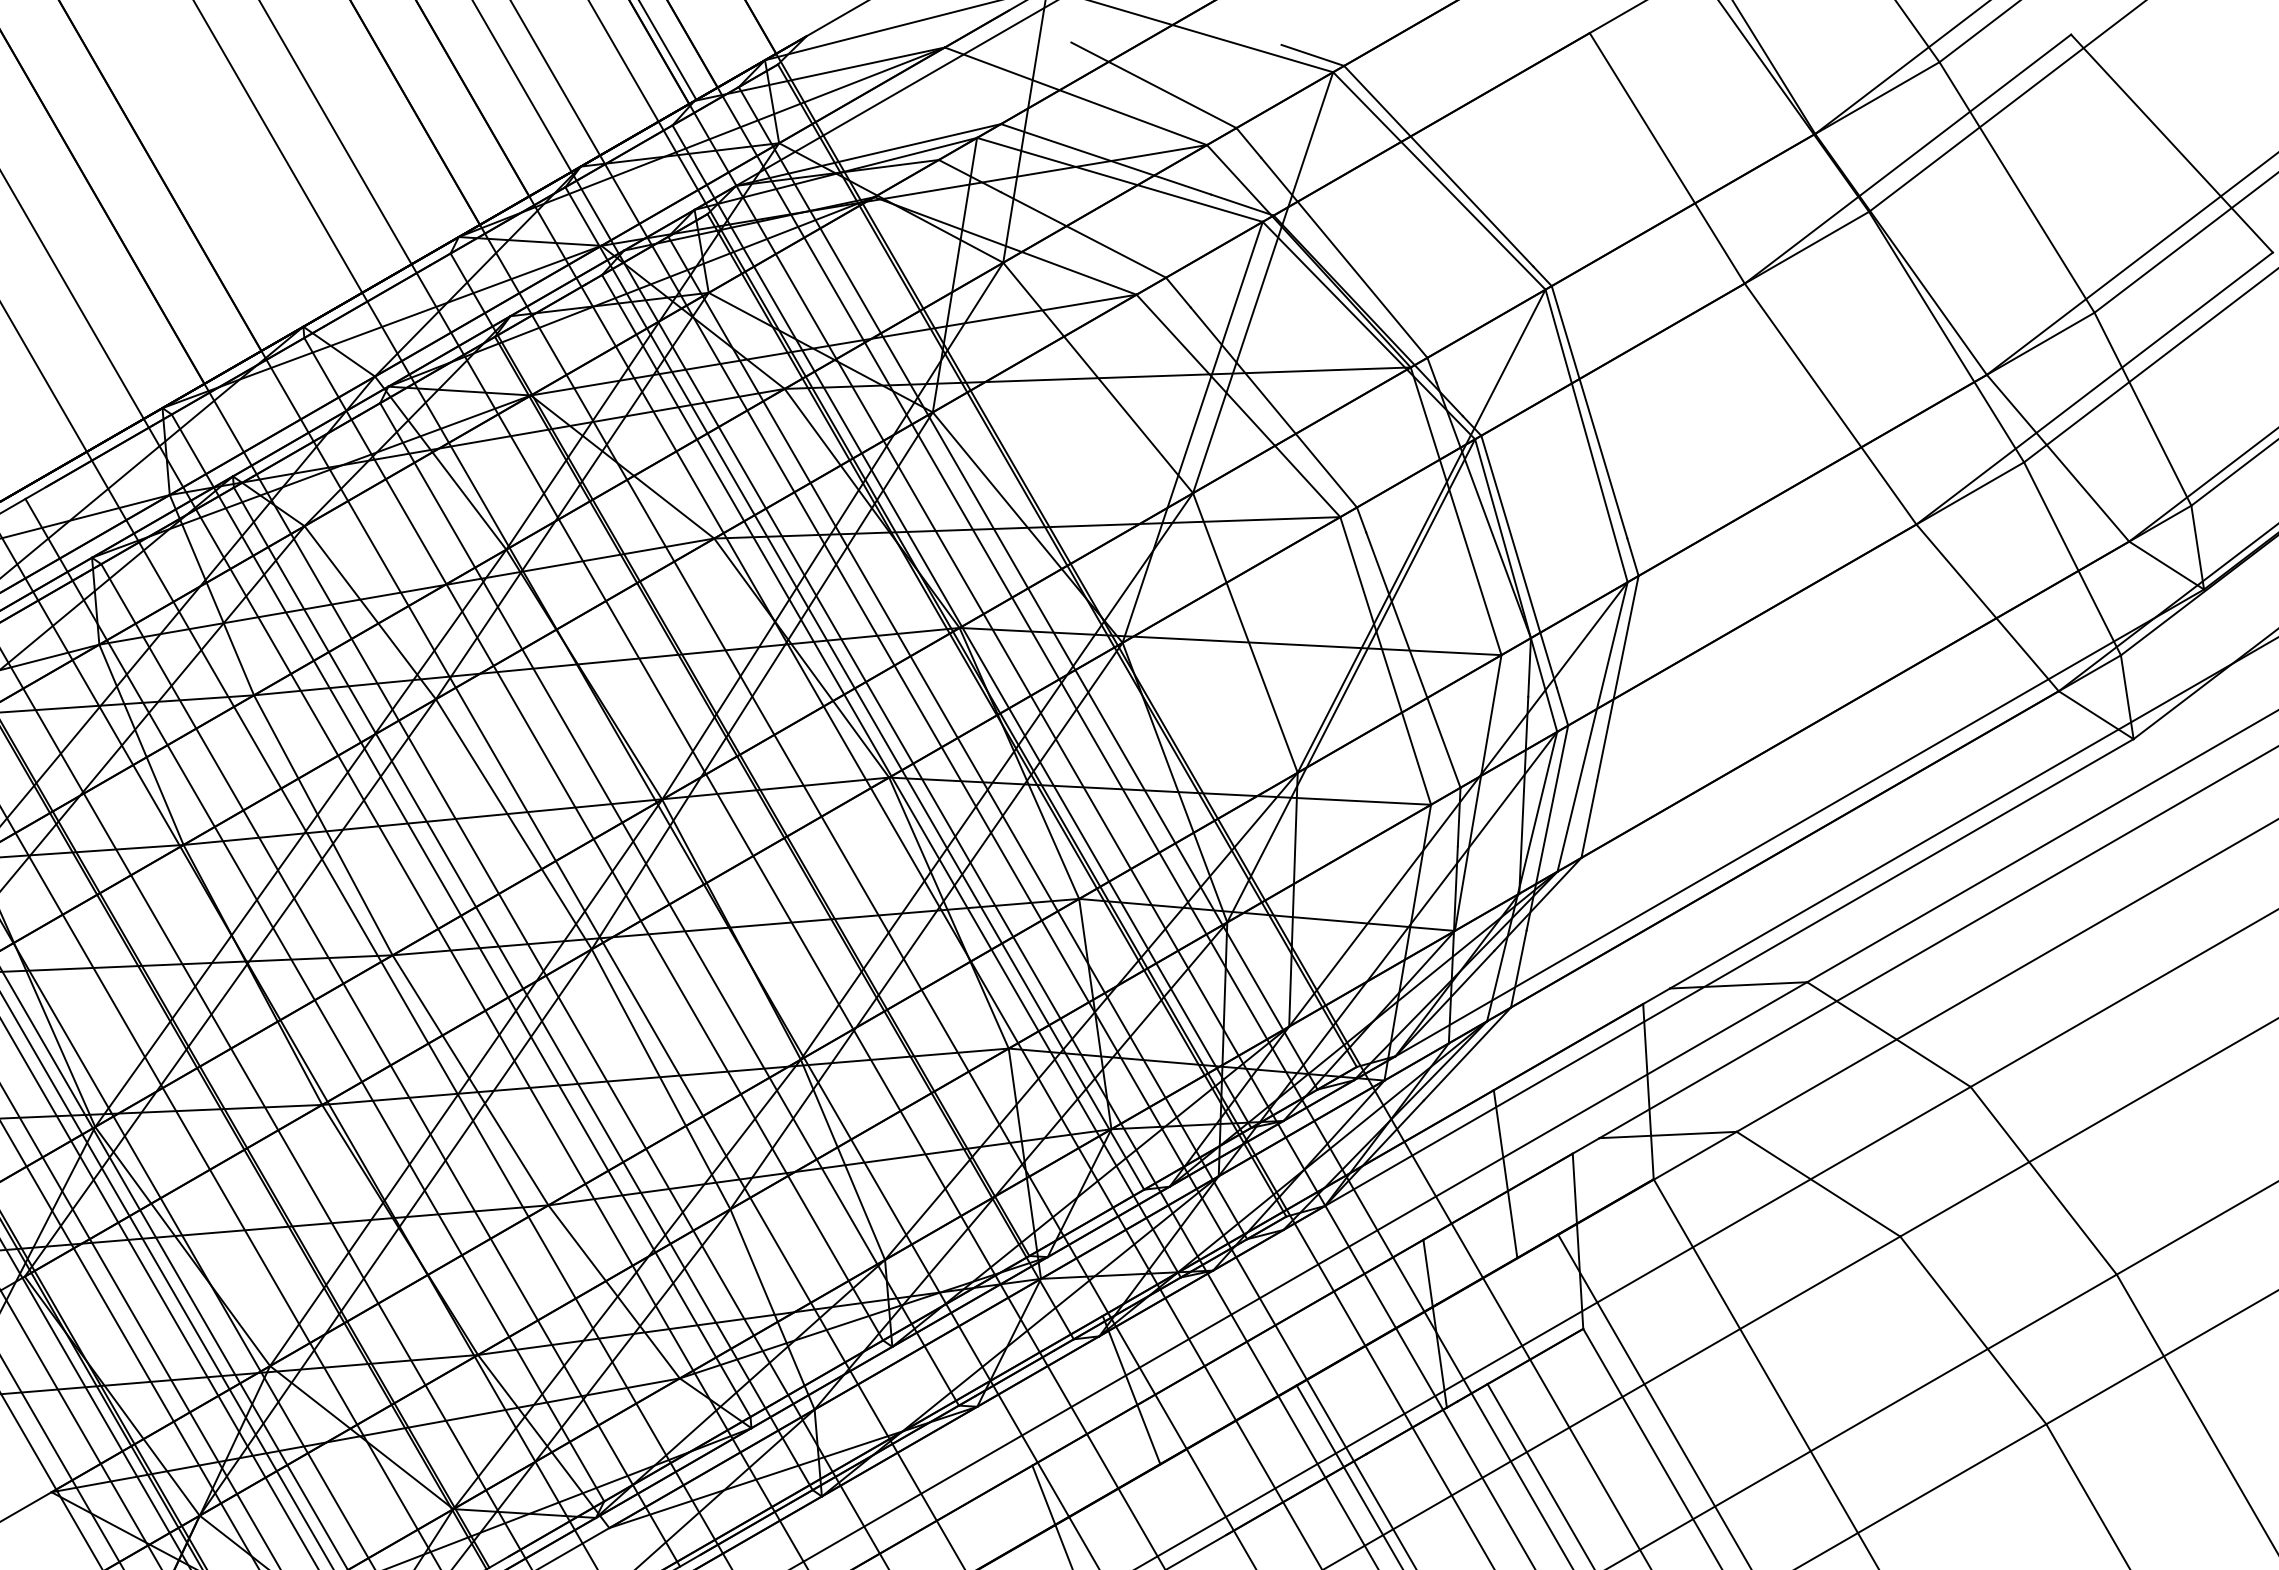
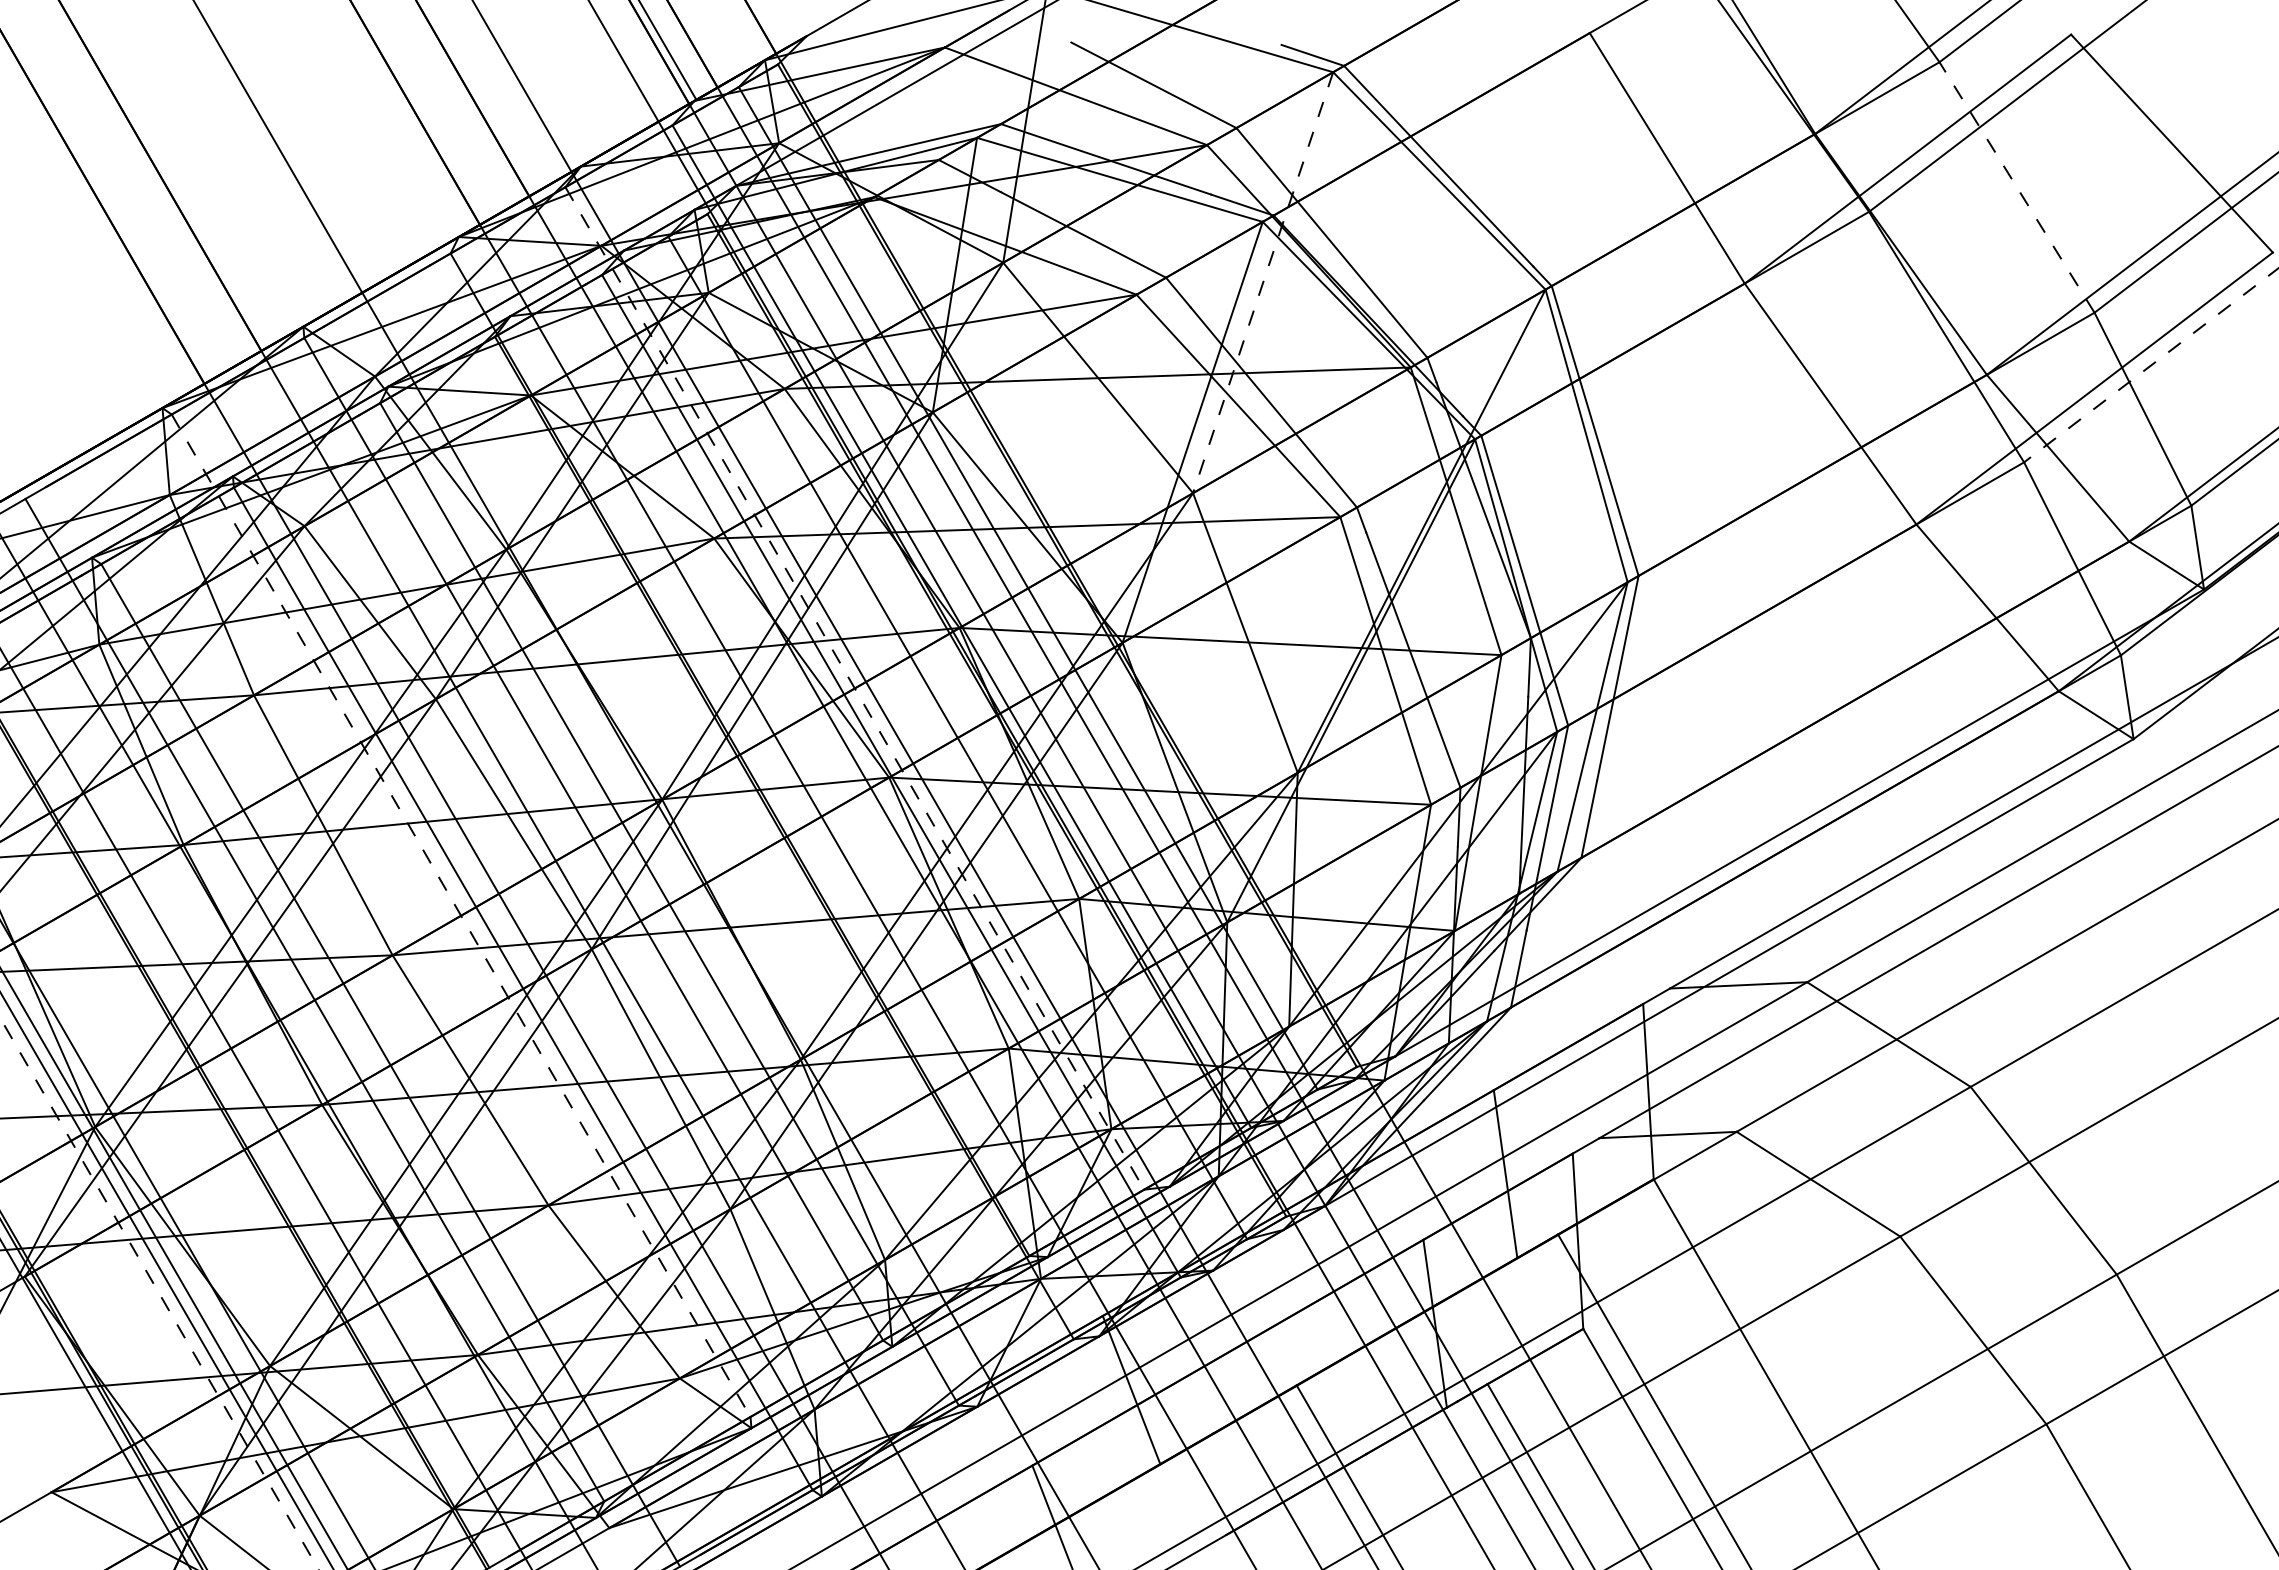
line: solid -> dashed (2016, 187)
line: solid -> dashed (1263, 282)
line: solid -> dashed (2151, 365)
line: solid -> dashed (854, 688)
line: present -> none (711, 784)
line: present -> none (962, 784)
line: present -> none (404, 869)
line: solid -> dashed (461, 915)
line: present -> none (366, 935)
line: present -> none (220, 1187)
line: solid -> dashed (159, 1293)
line: present -> none (140, 1326)
line: present -> none (129, 1345)
line: present -> none (80, 1429)
line: present -> none (61, 1462)
line: present -> none (51, 1481)
